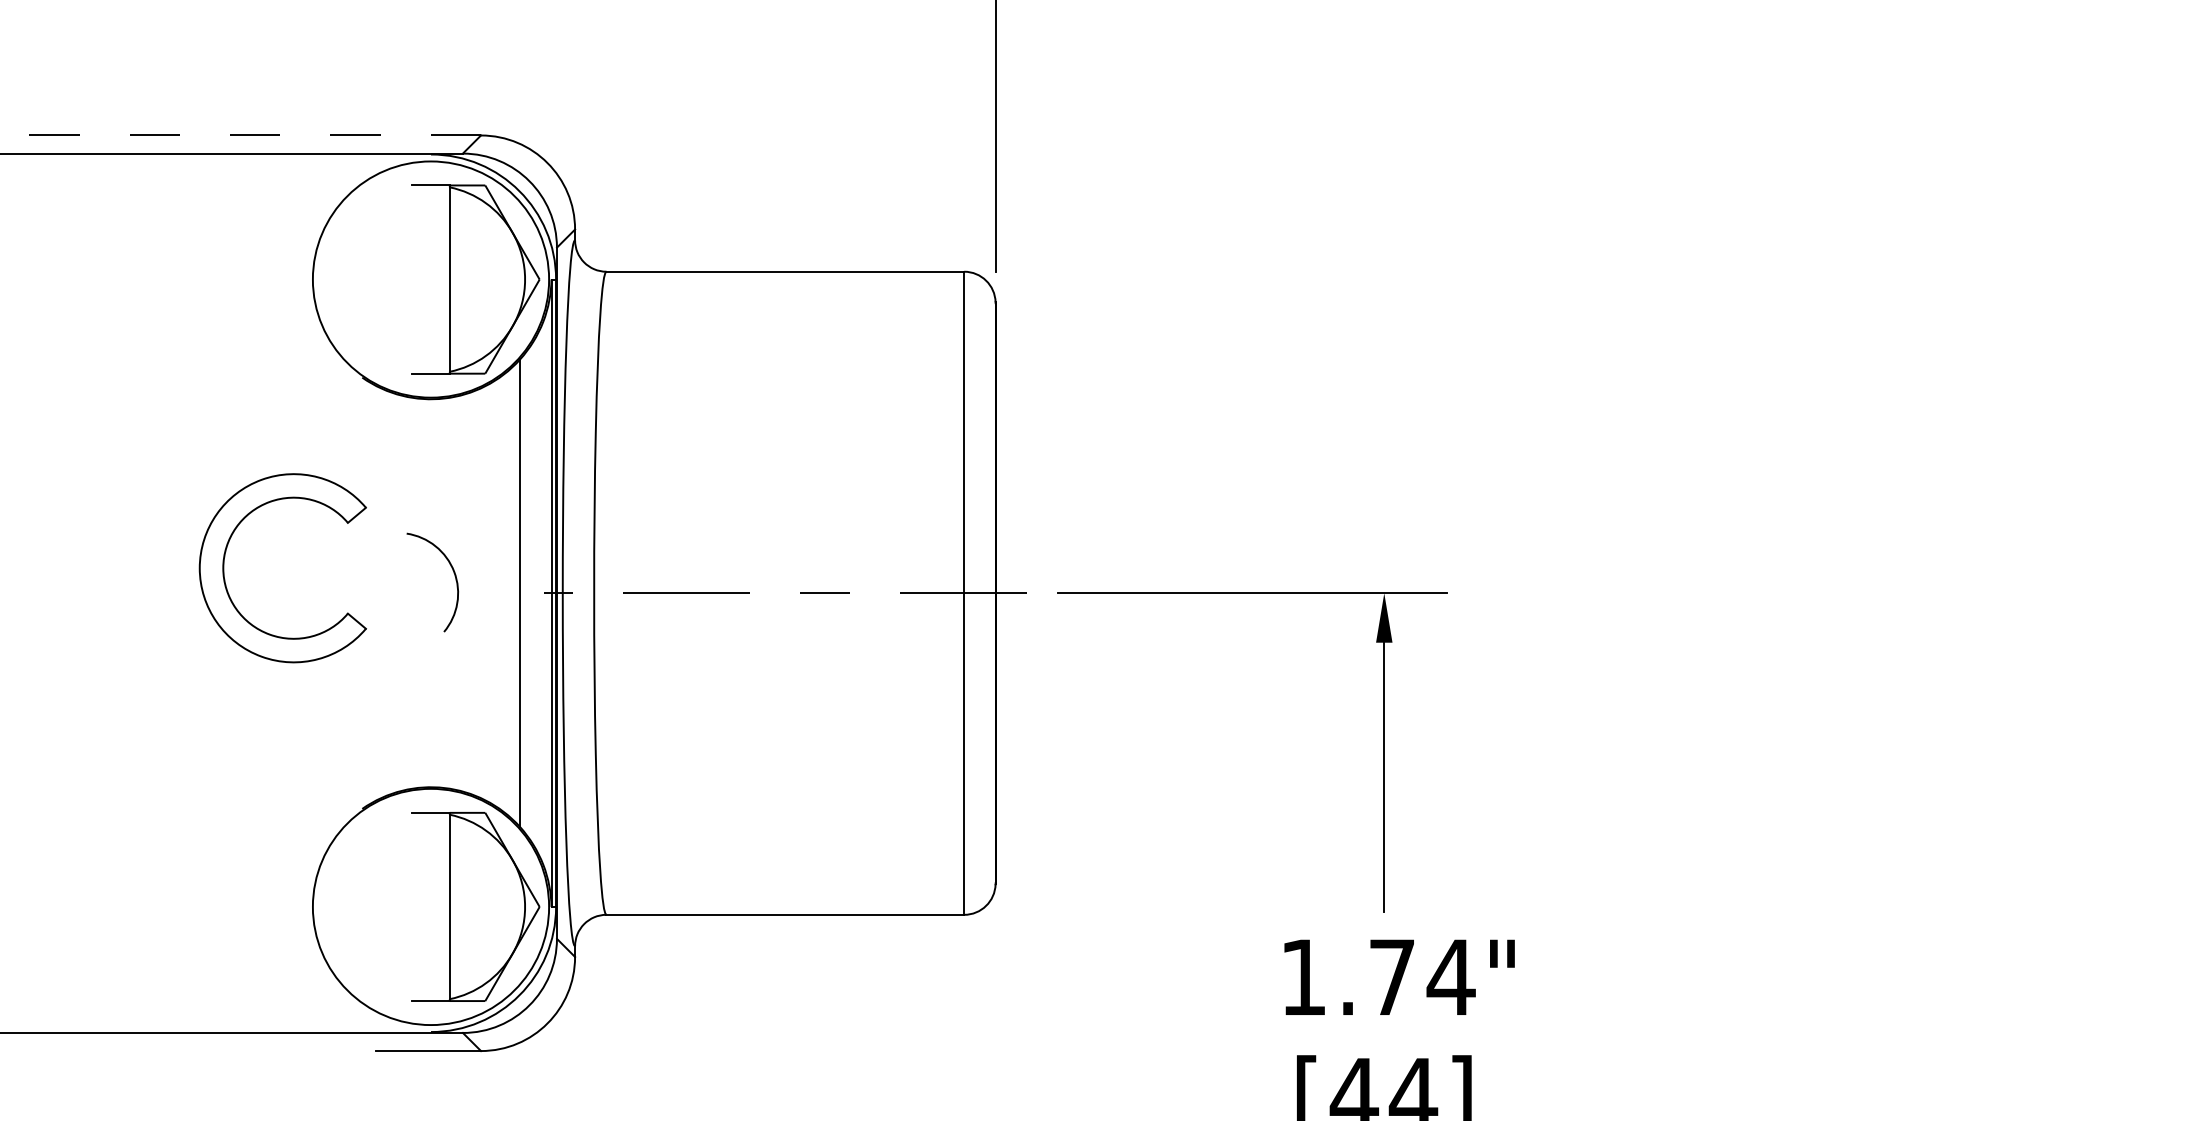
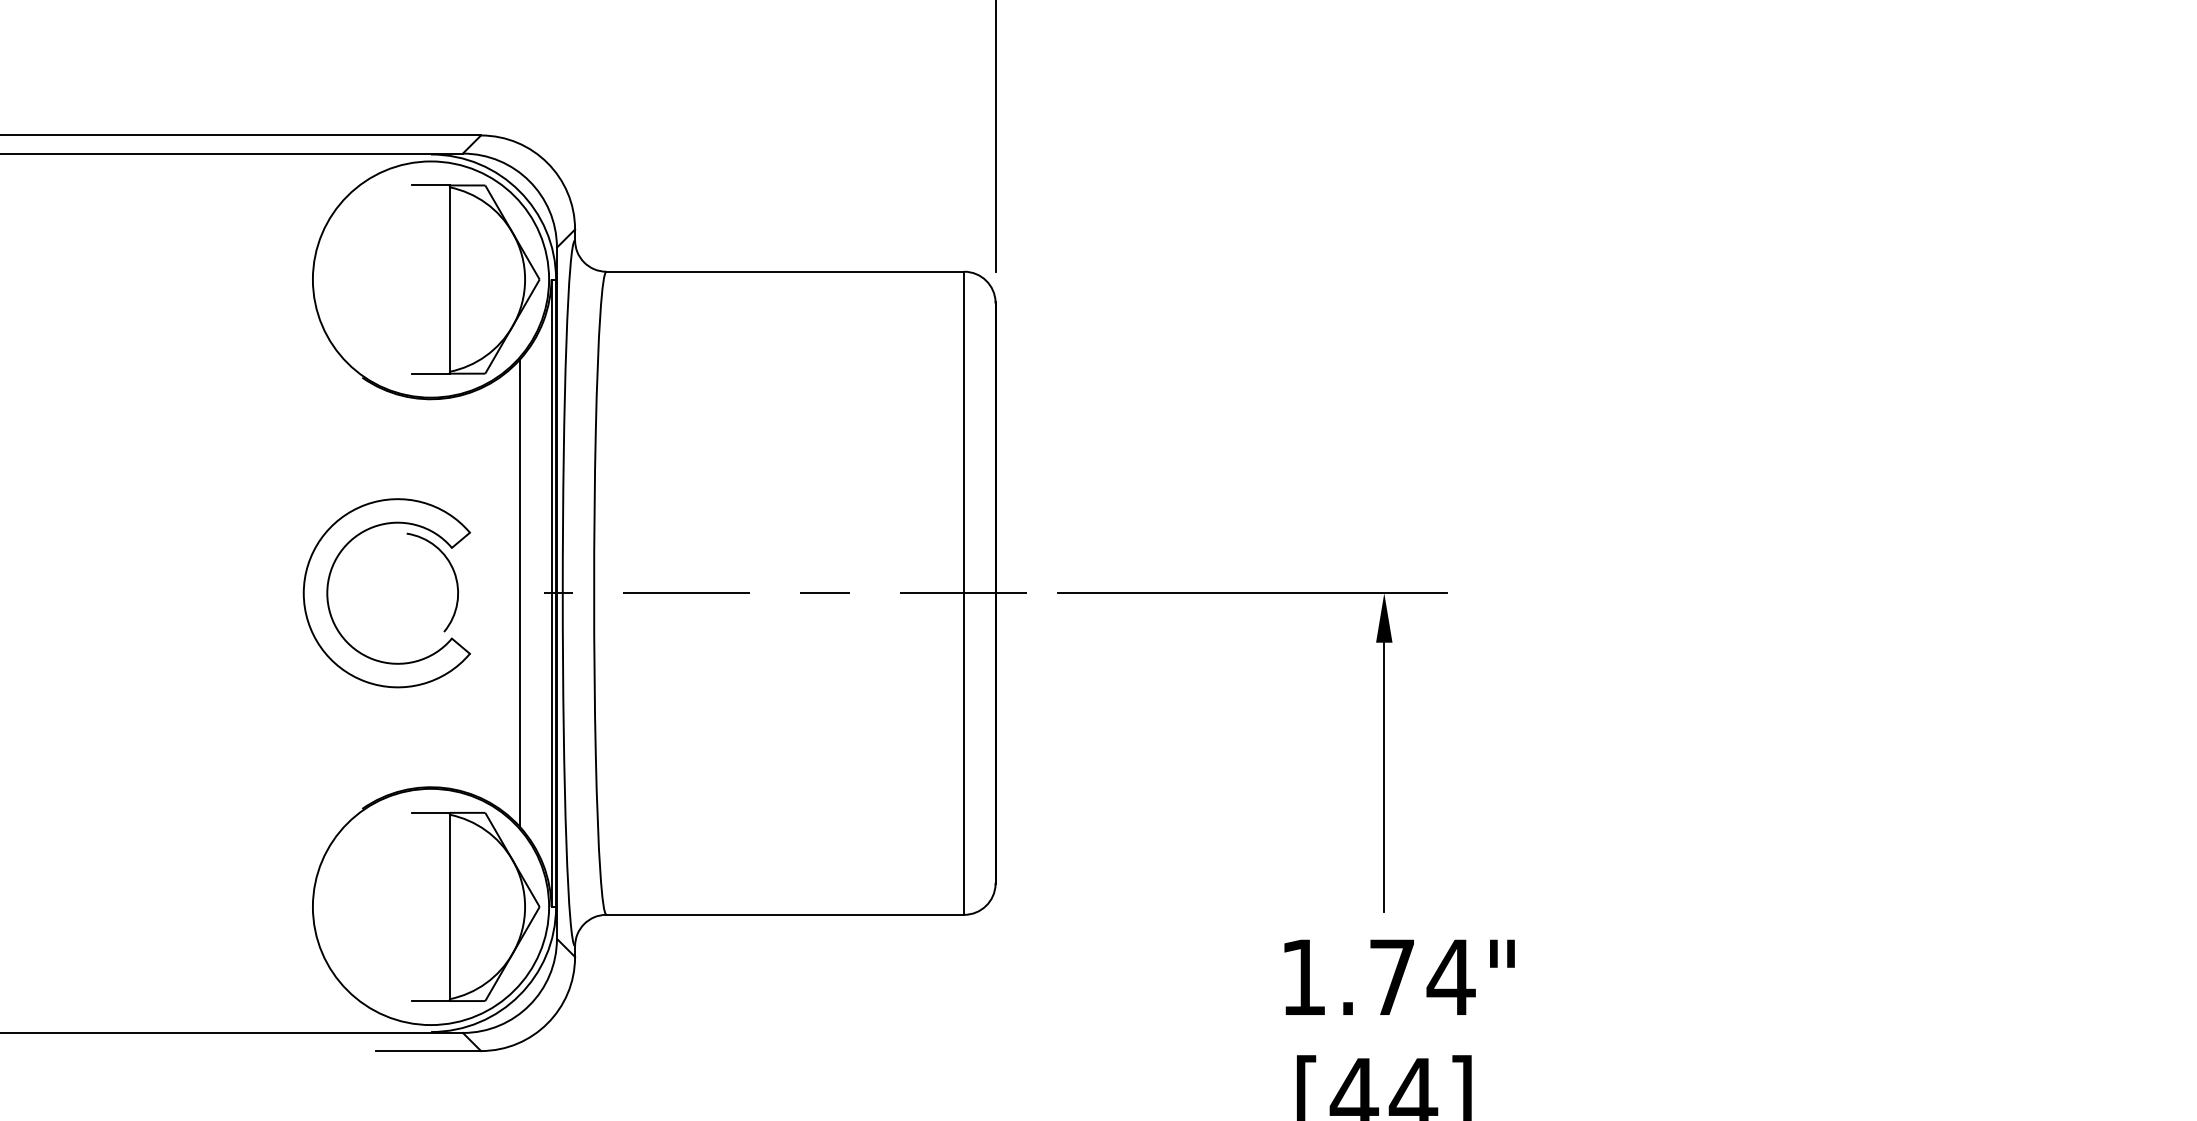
line: dashed -> solid (240, 135)
part position: (224, 568) -> (328, 593) (328, 593)
